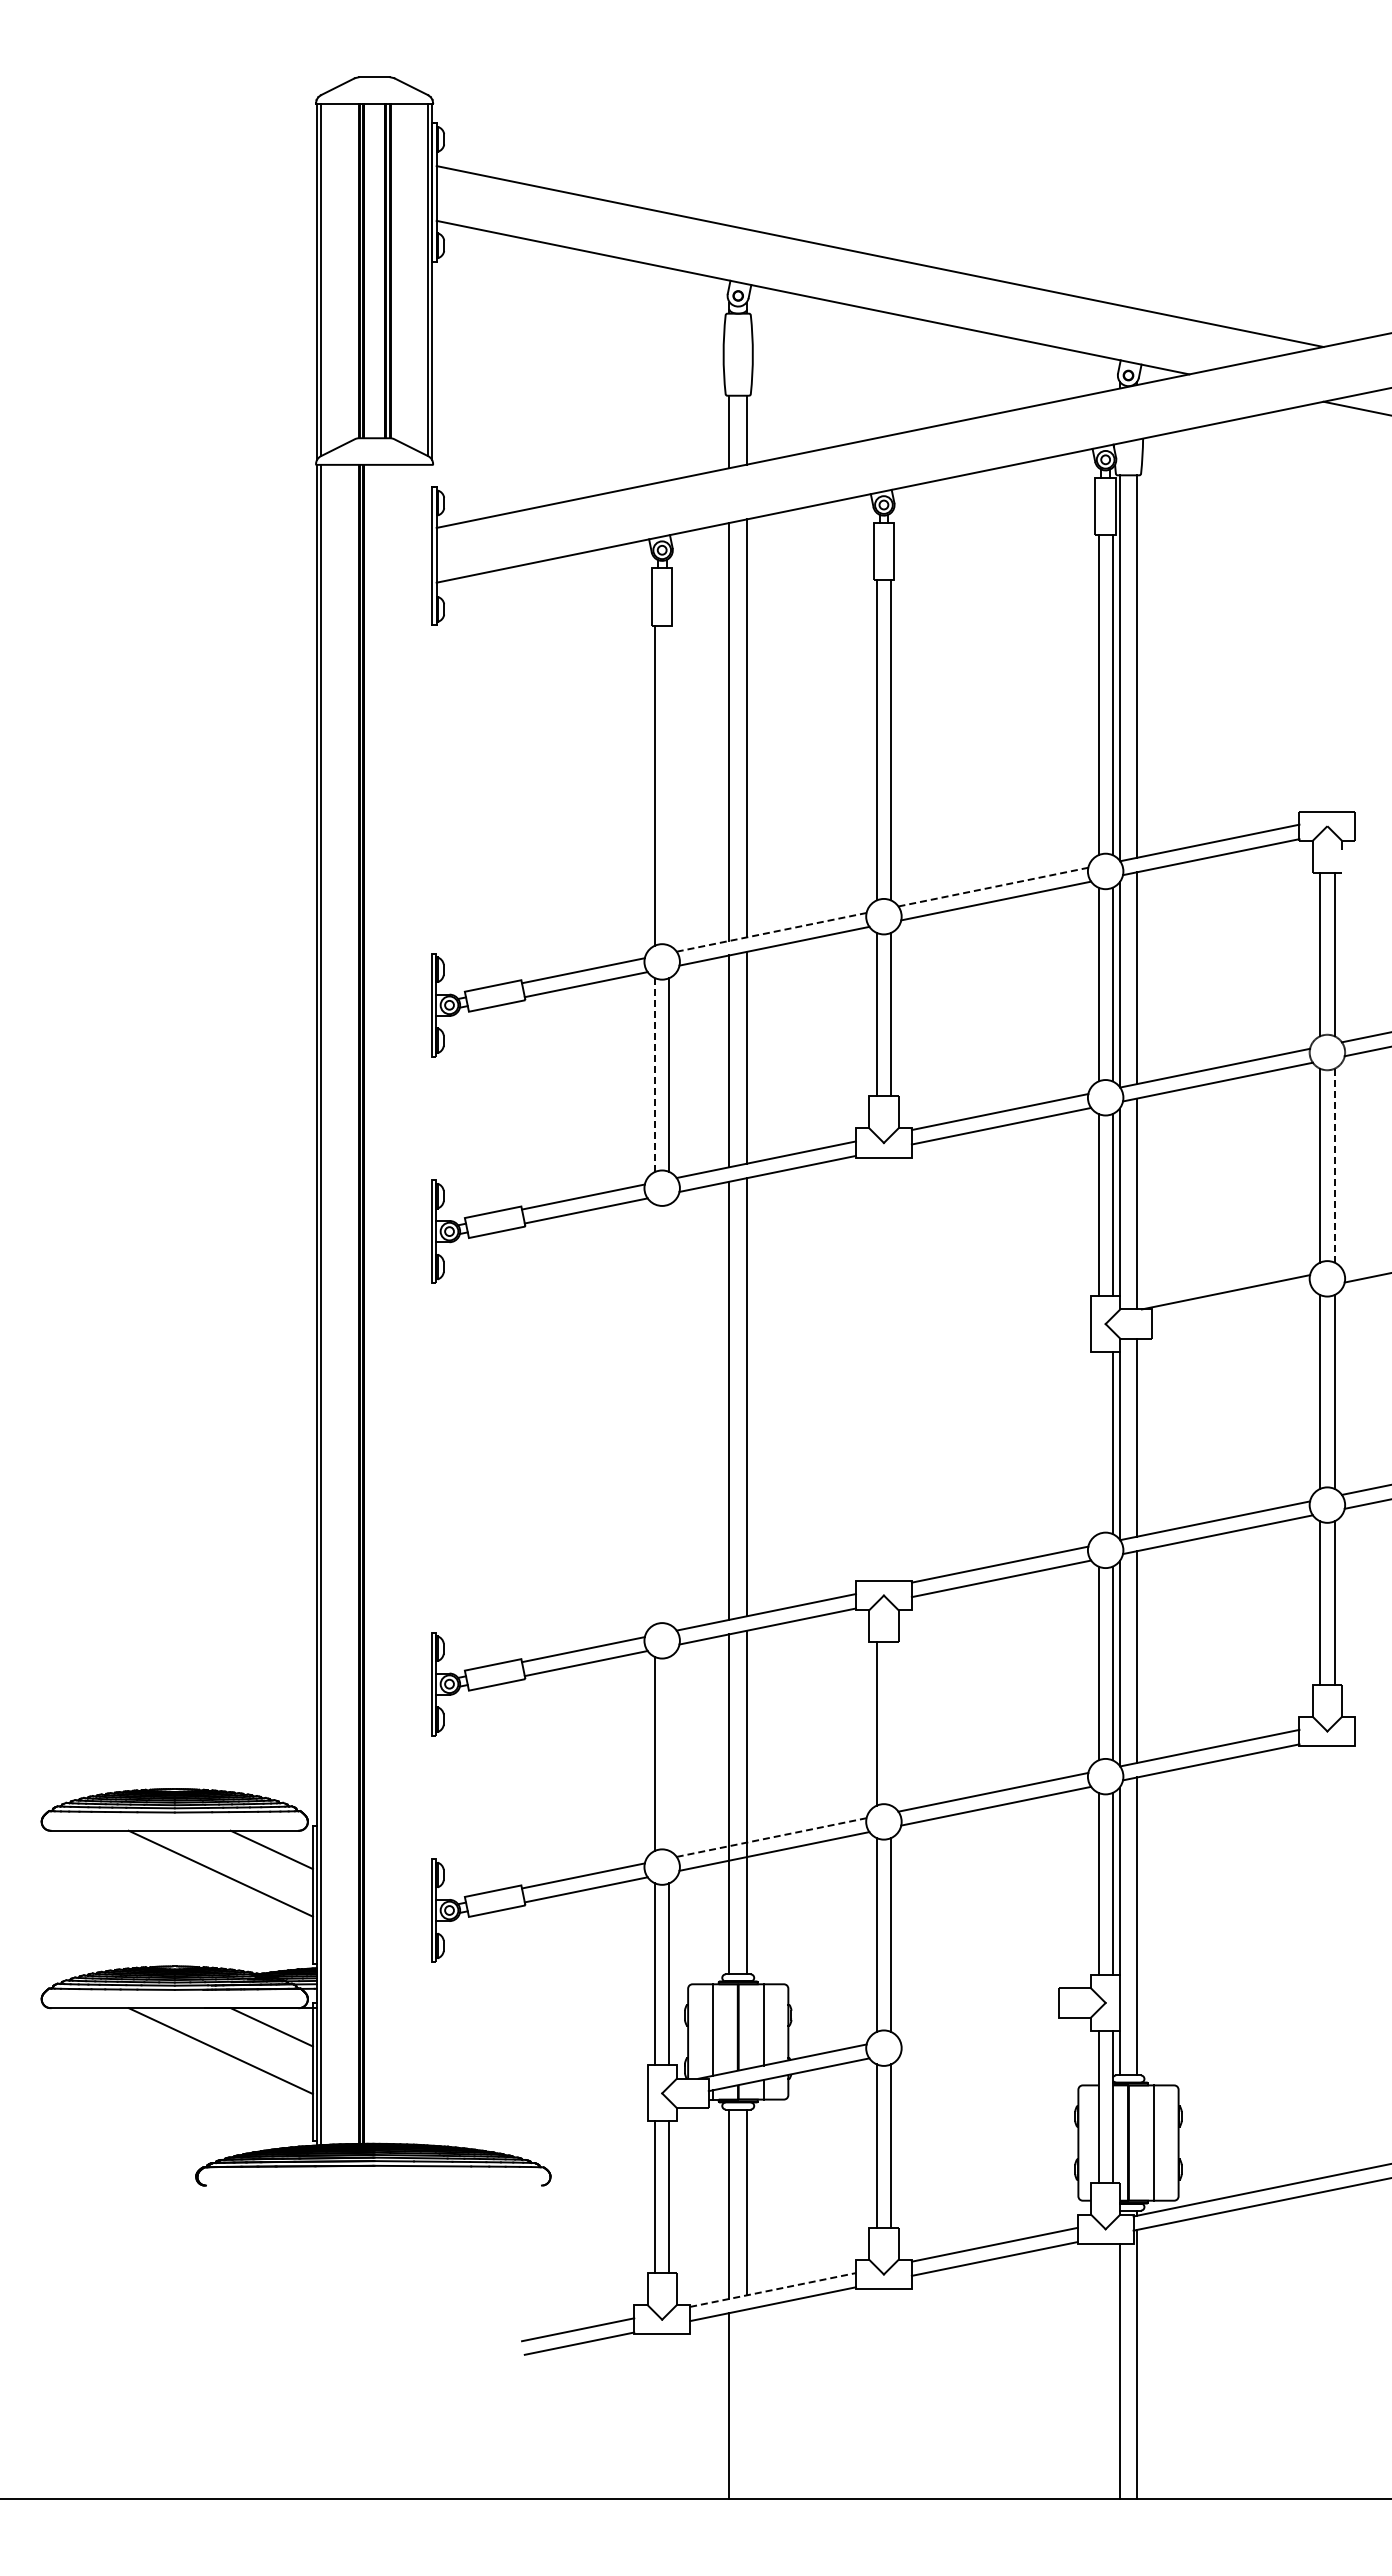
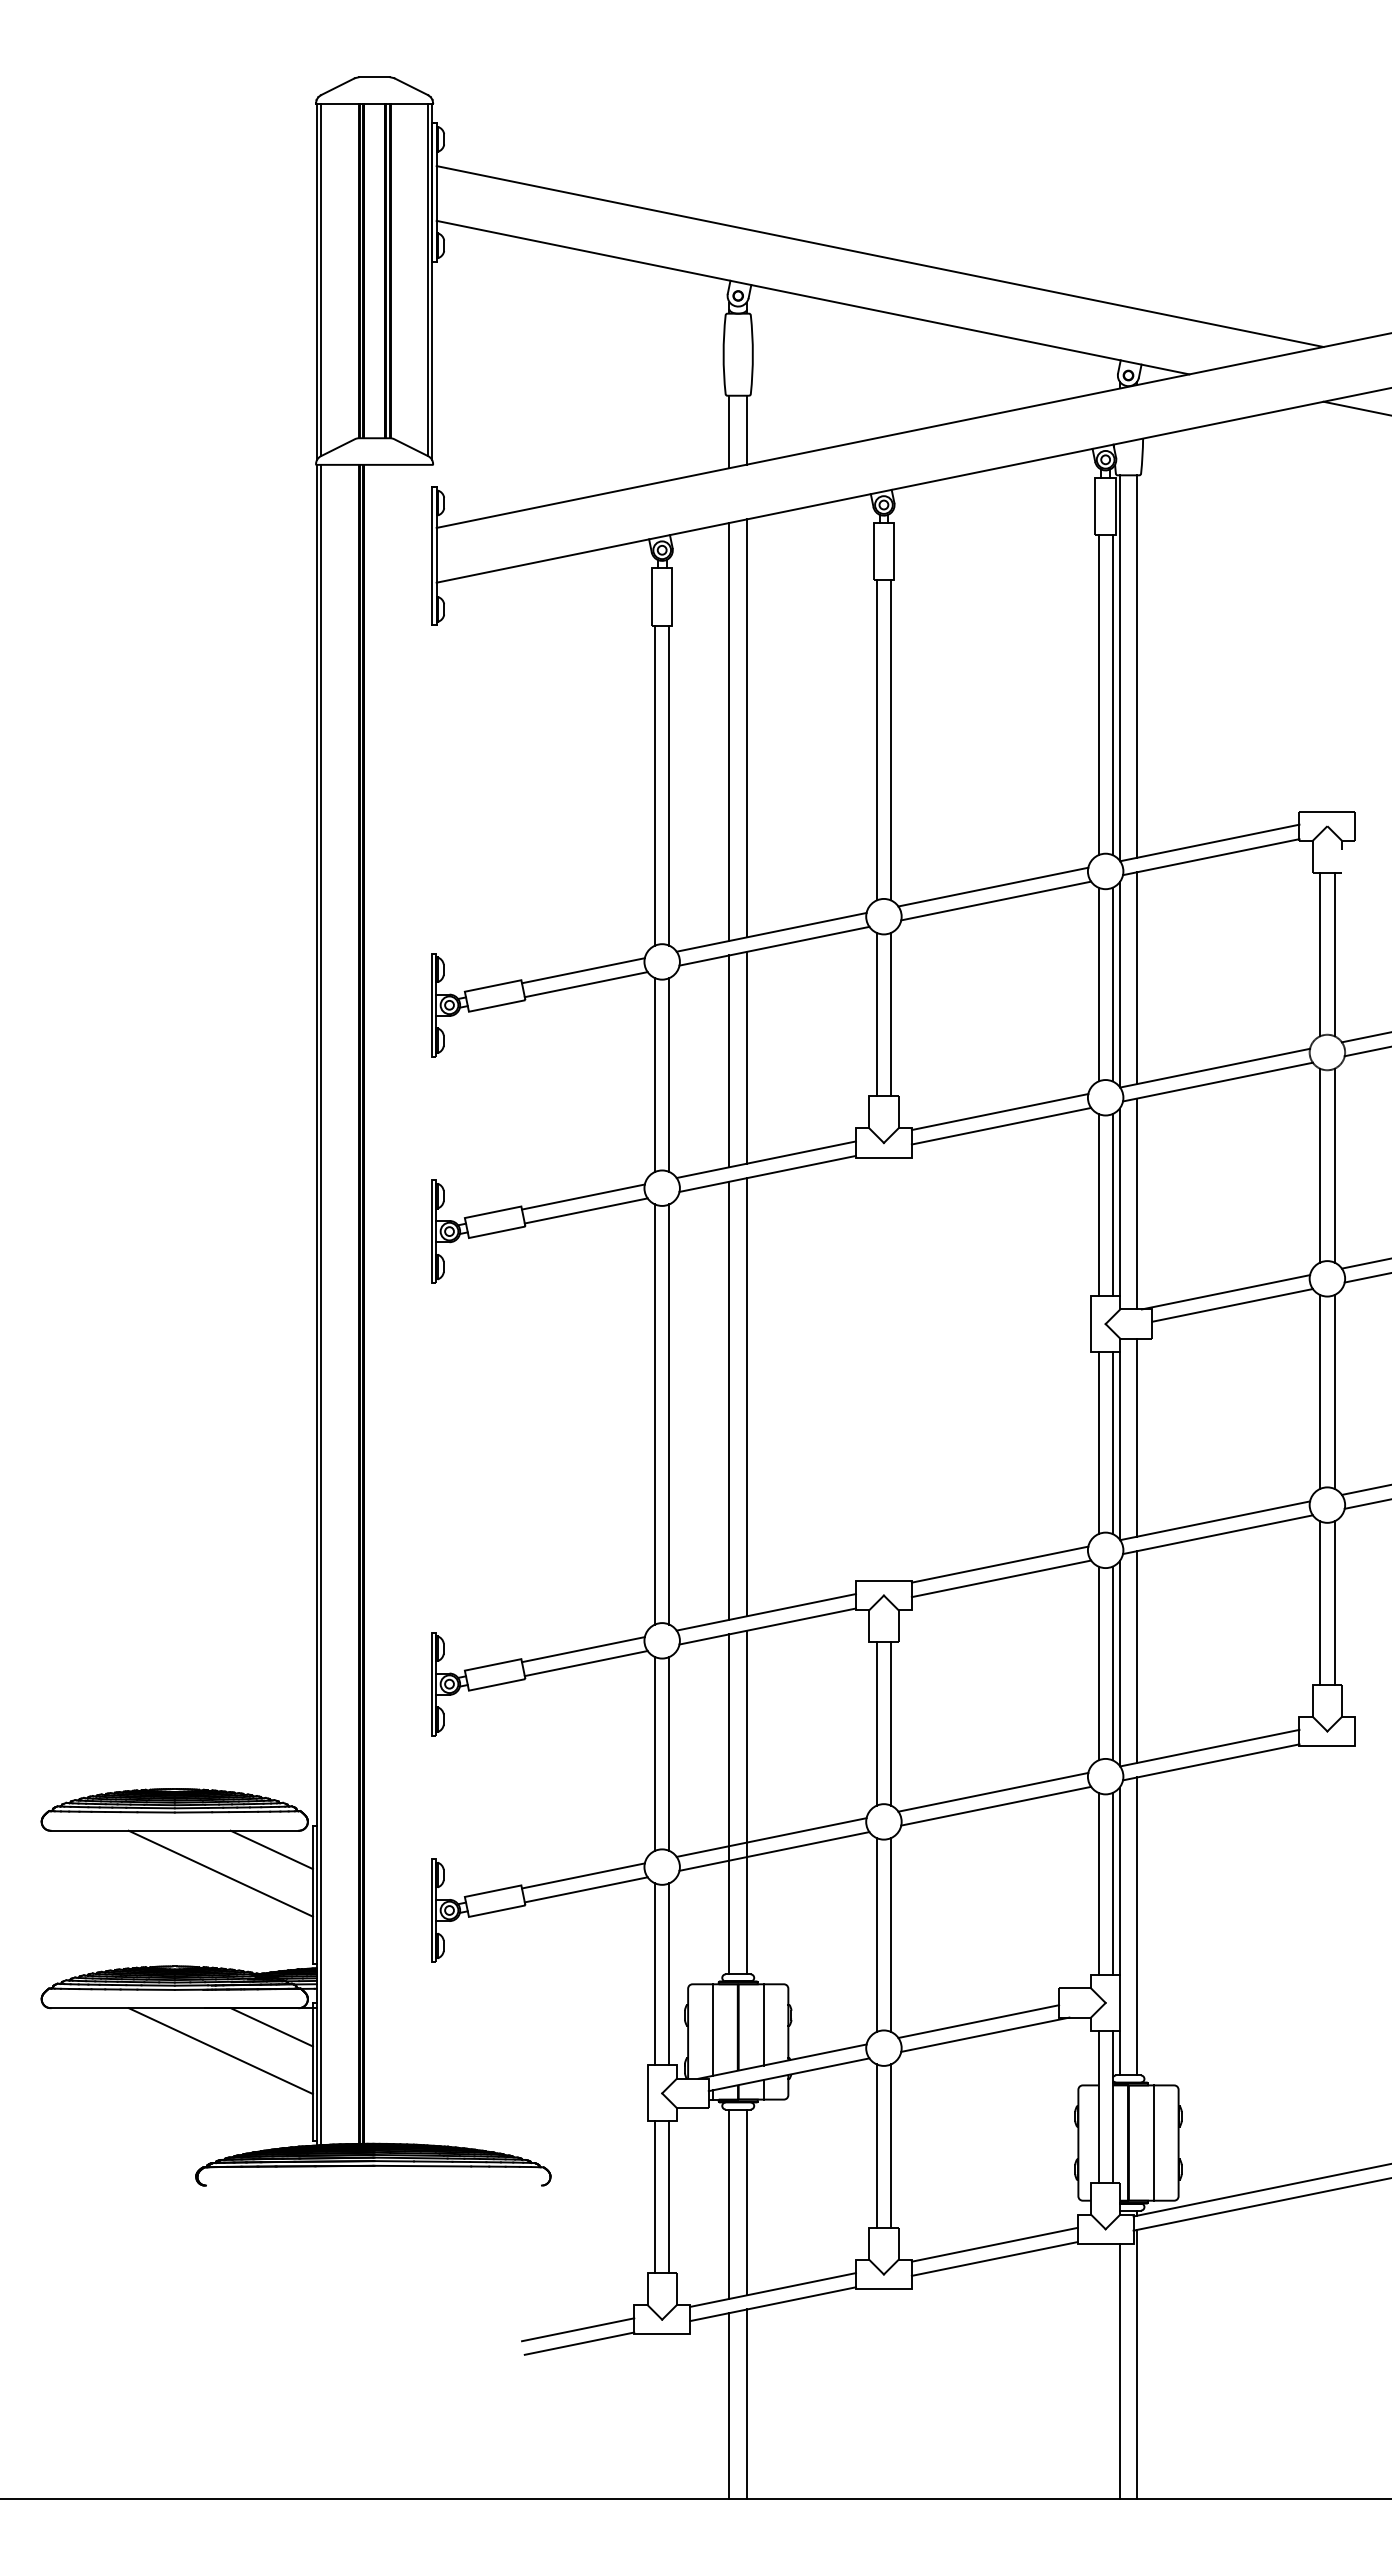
line: none -> present (669, 785)
line: dashed -> solid (993, 887)
line: dashed -> solid (771, 932)
line: dashed -> solid (655, 1075)
line: dashed -> solid (1334, 1165)
line: none -> present (1364, 1263)
line: none -> present (1232, 1305)
line: none -> present (655, 1414)
line: none -> present (669, 1414)
line: none -> present (1098, 1443)
line: none -> present (891, 1723)
line: none -> present (669, 1753)
line: dashed -> solid (771, 1837)
line: none -> present (978, 2021)
line: none -> present (985, 2034)
line: dashed -> solid (773, 2290)
line: none -> present (747, 2403)
